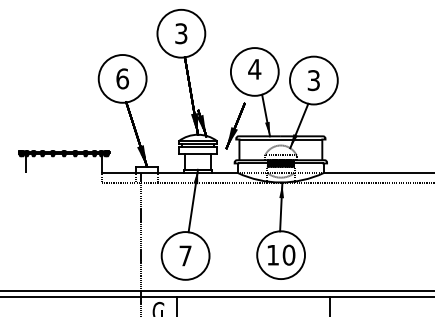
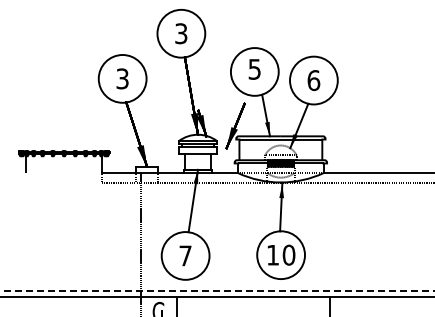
text: 4 -> 5 (254, 69)
text: 6 -> 3 (122, 78)
text: 3 -> 6 (313, 80)
line: solid -> dashed (217, 290)
